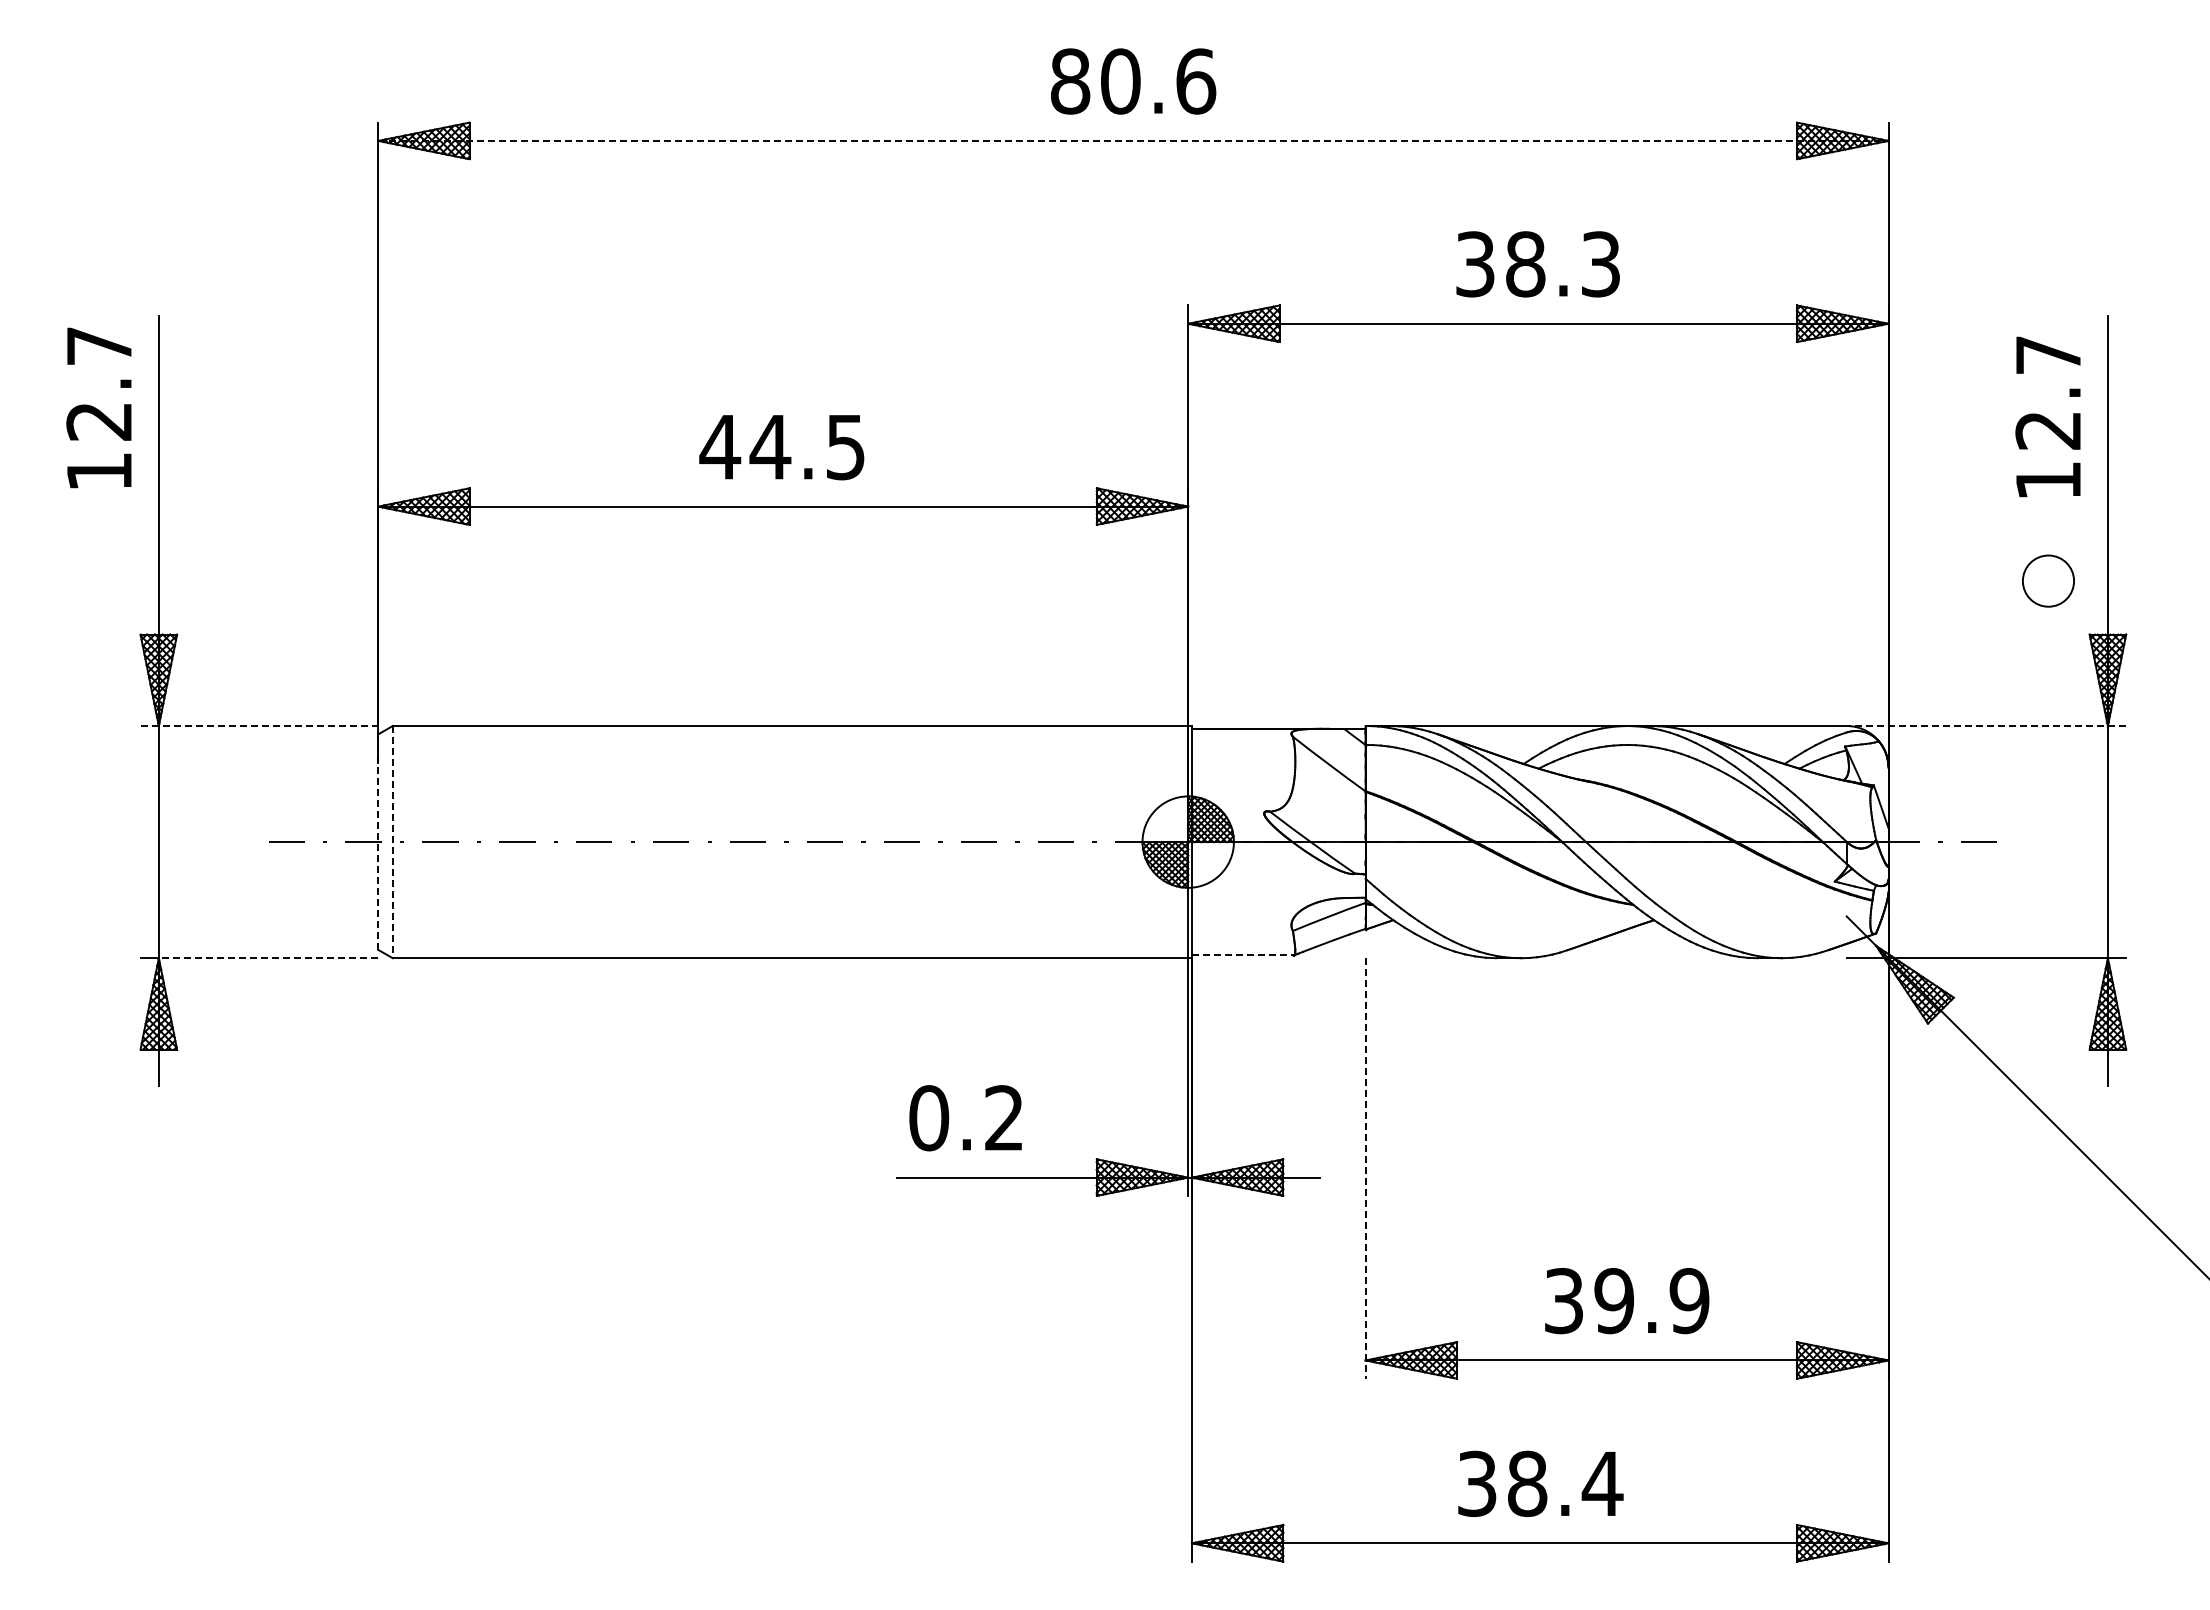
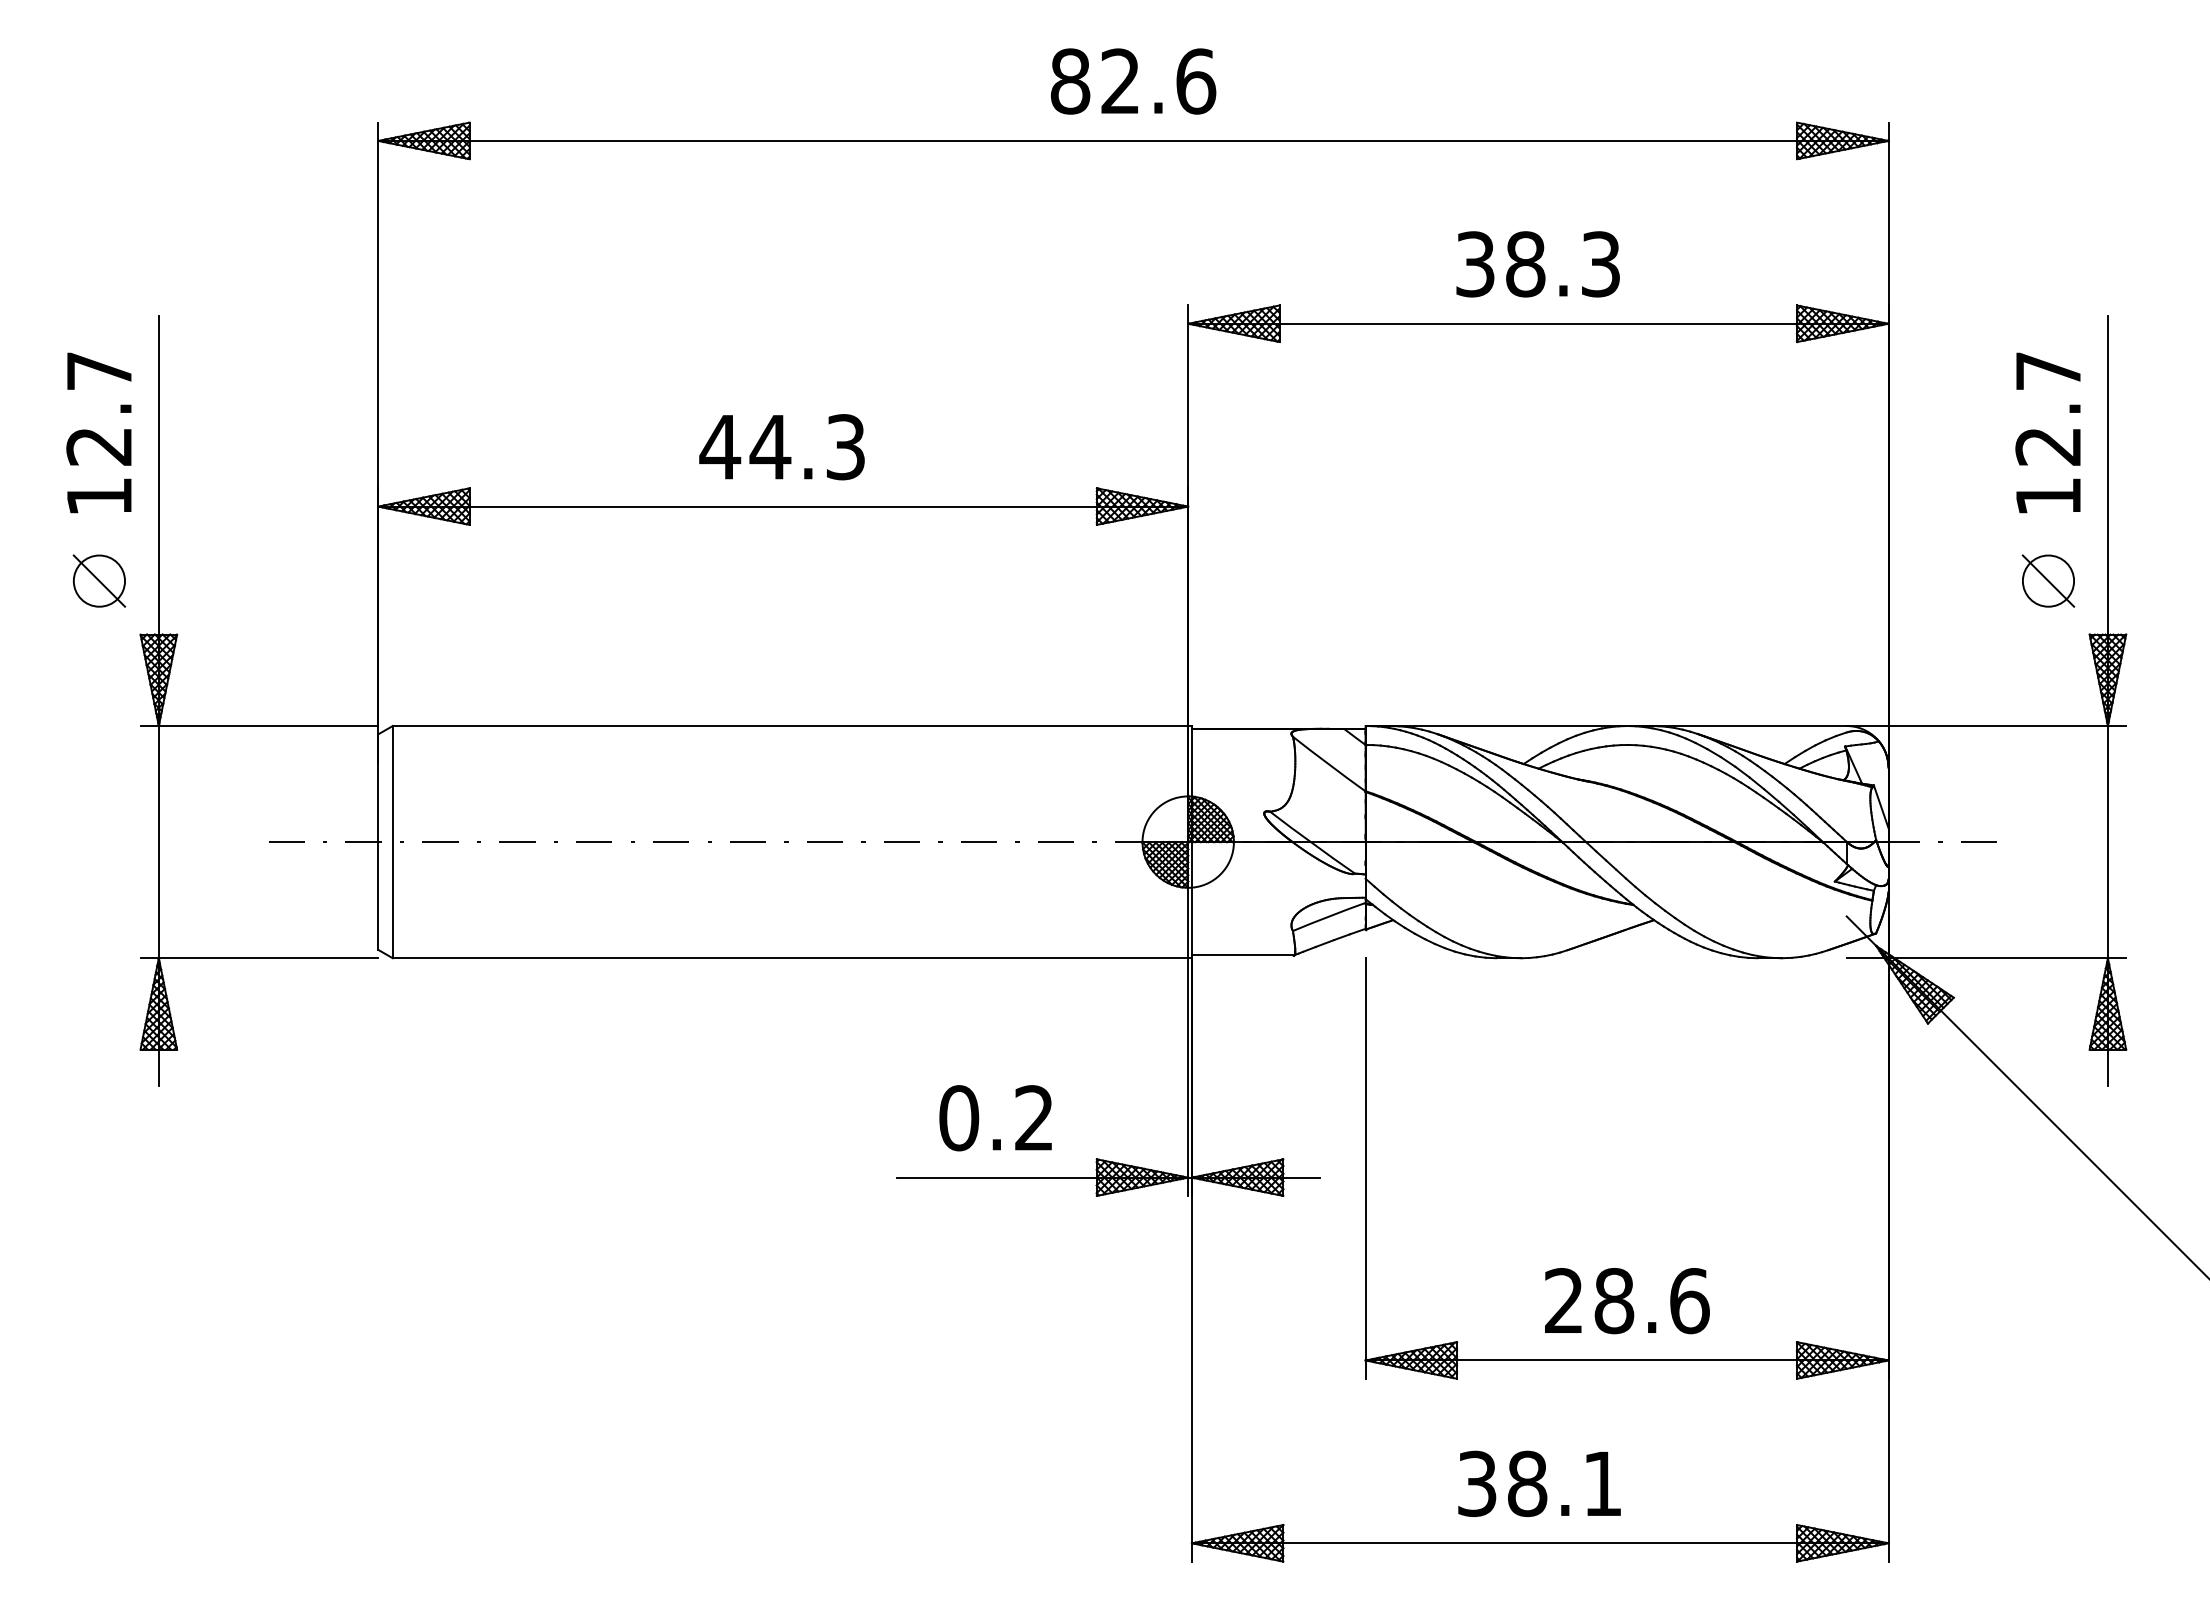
text: 80.6 -> 82.6 (1120, 81)
line: dashed -> solid (1133, 140)
text position: (98, 407) -> (98, 432) (98, 432)
text position: (2047, 416) -> (2047, 432) (2047, 432)
text: 44.5 -> 44.3 (845, 446)
part: none -> present (99, 580)
line: none -> present (2048, 580)
line: dashed -> solid (259, 726)
line: dashed -> solid (1986, 726)
line: dashed -> solid (378, 842)
line: dashed -> solid (392, 842)
line: dashed -> solid (1242, 955)
line: dashed -> solid (268, 958)
text position: (965, 1118) -> (995, 1118) (995, 1118)
line: dashed -> solid (1365, 1169)
text: 39.9 -> 28.6 (1627, 1301)
text: 38.4 -> 38.1 (1602, 1483)
